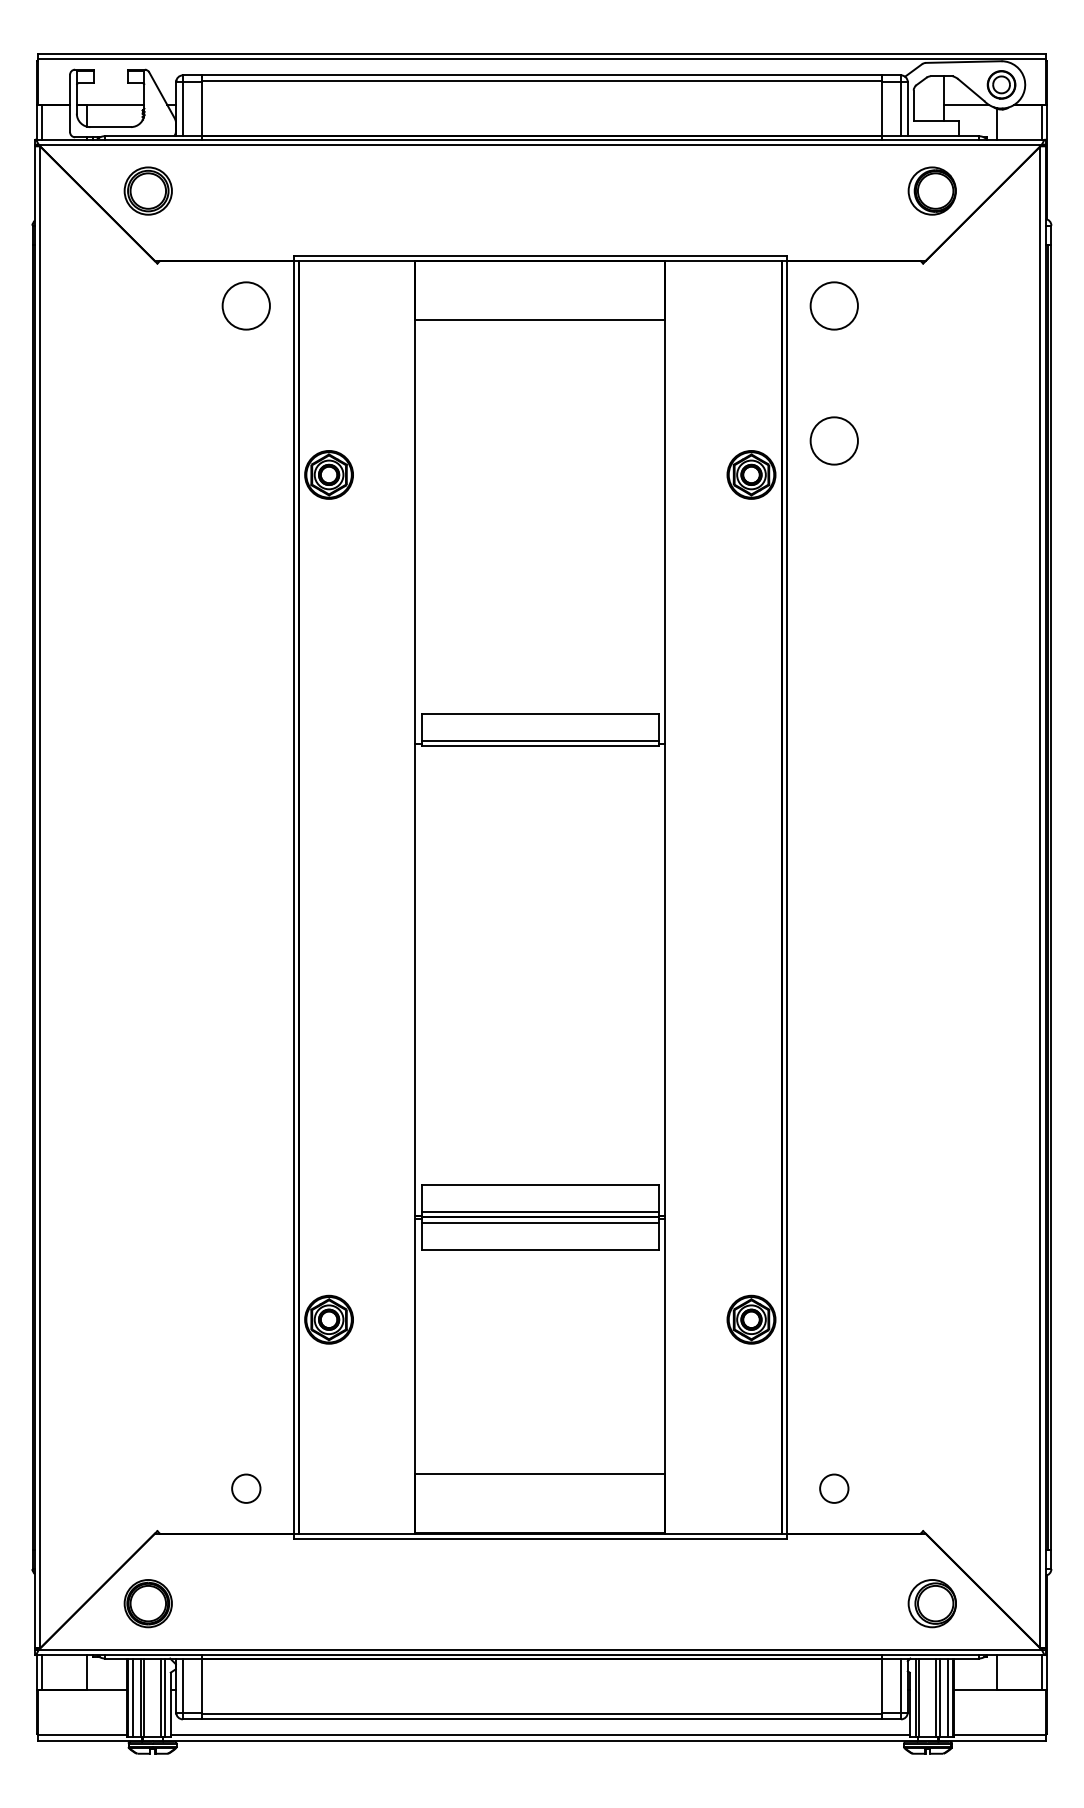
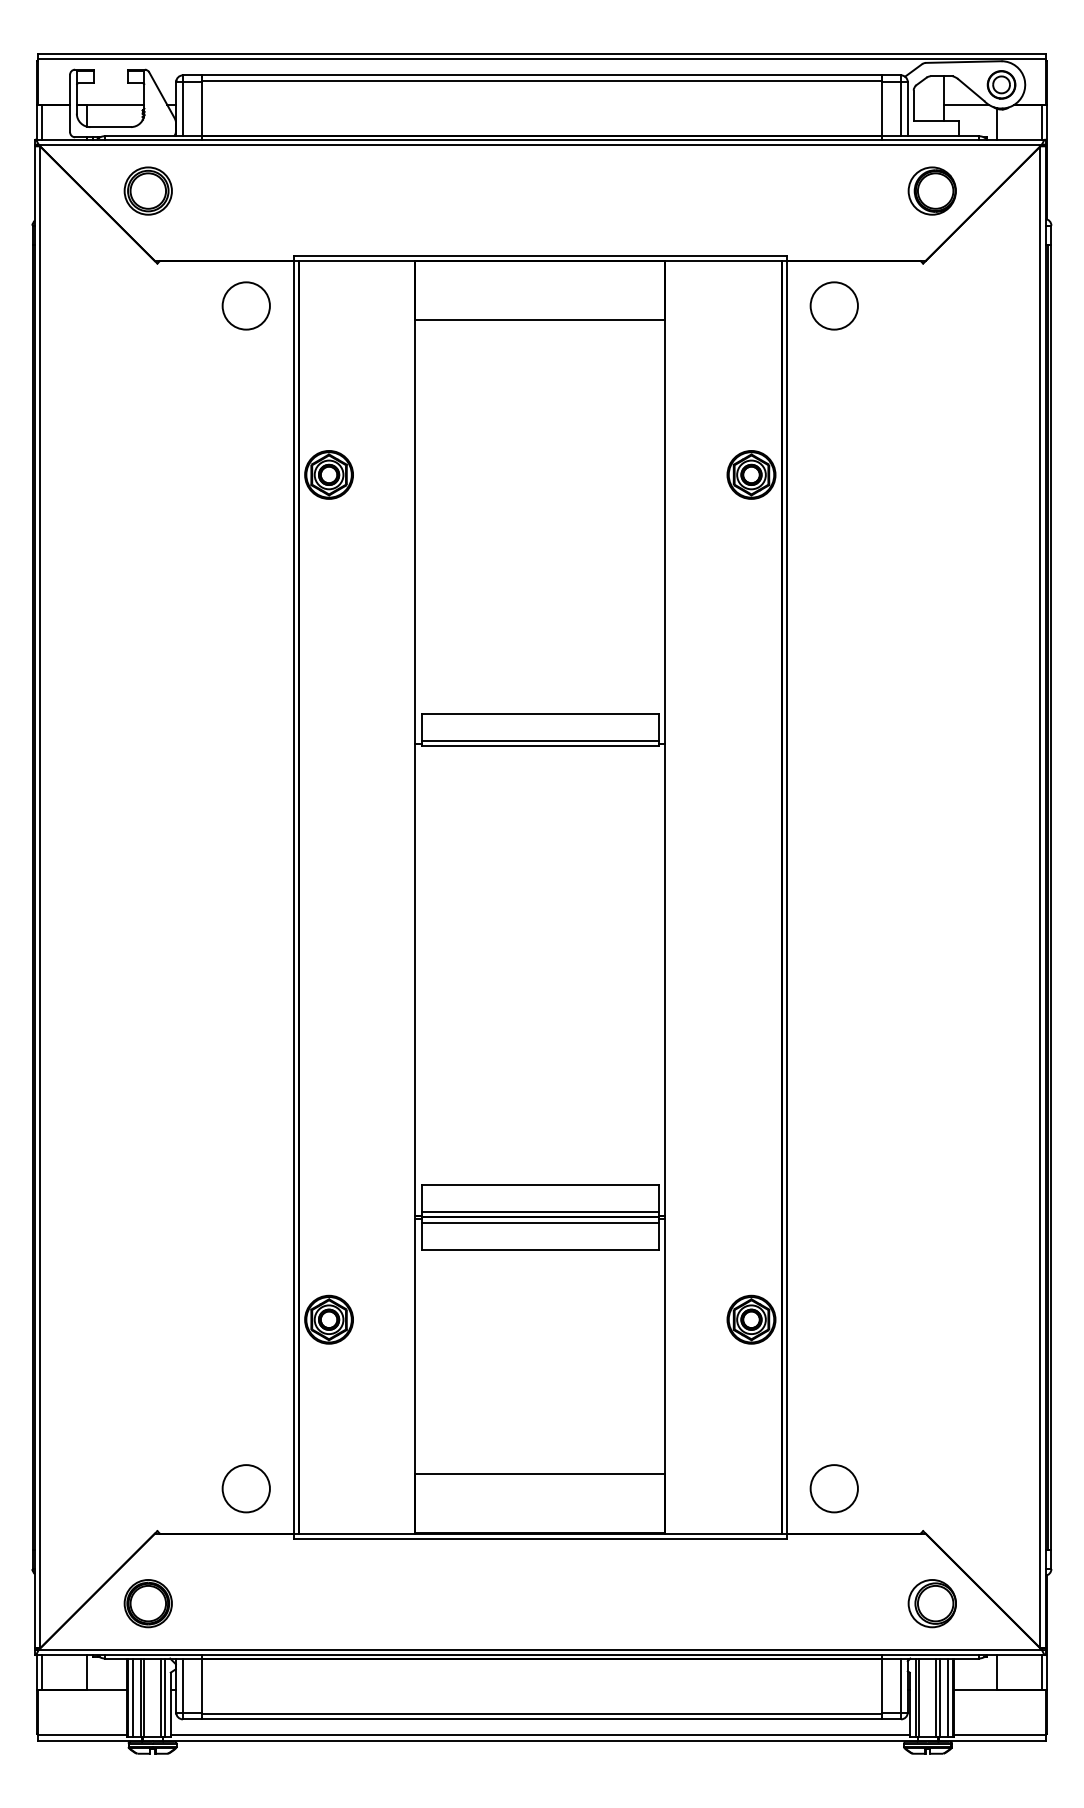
circle: present -> none (833, 440)
circle diameter: 28 px -> 47 px (245, 1488)
circle diameter: 28 px -> 47 px (833, 1488)
